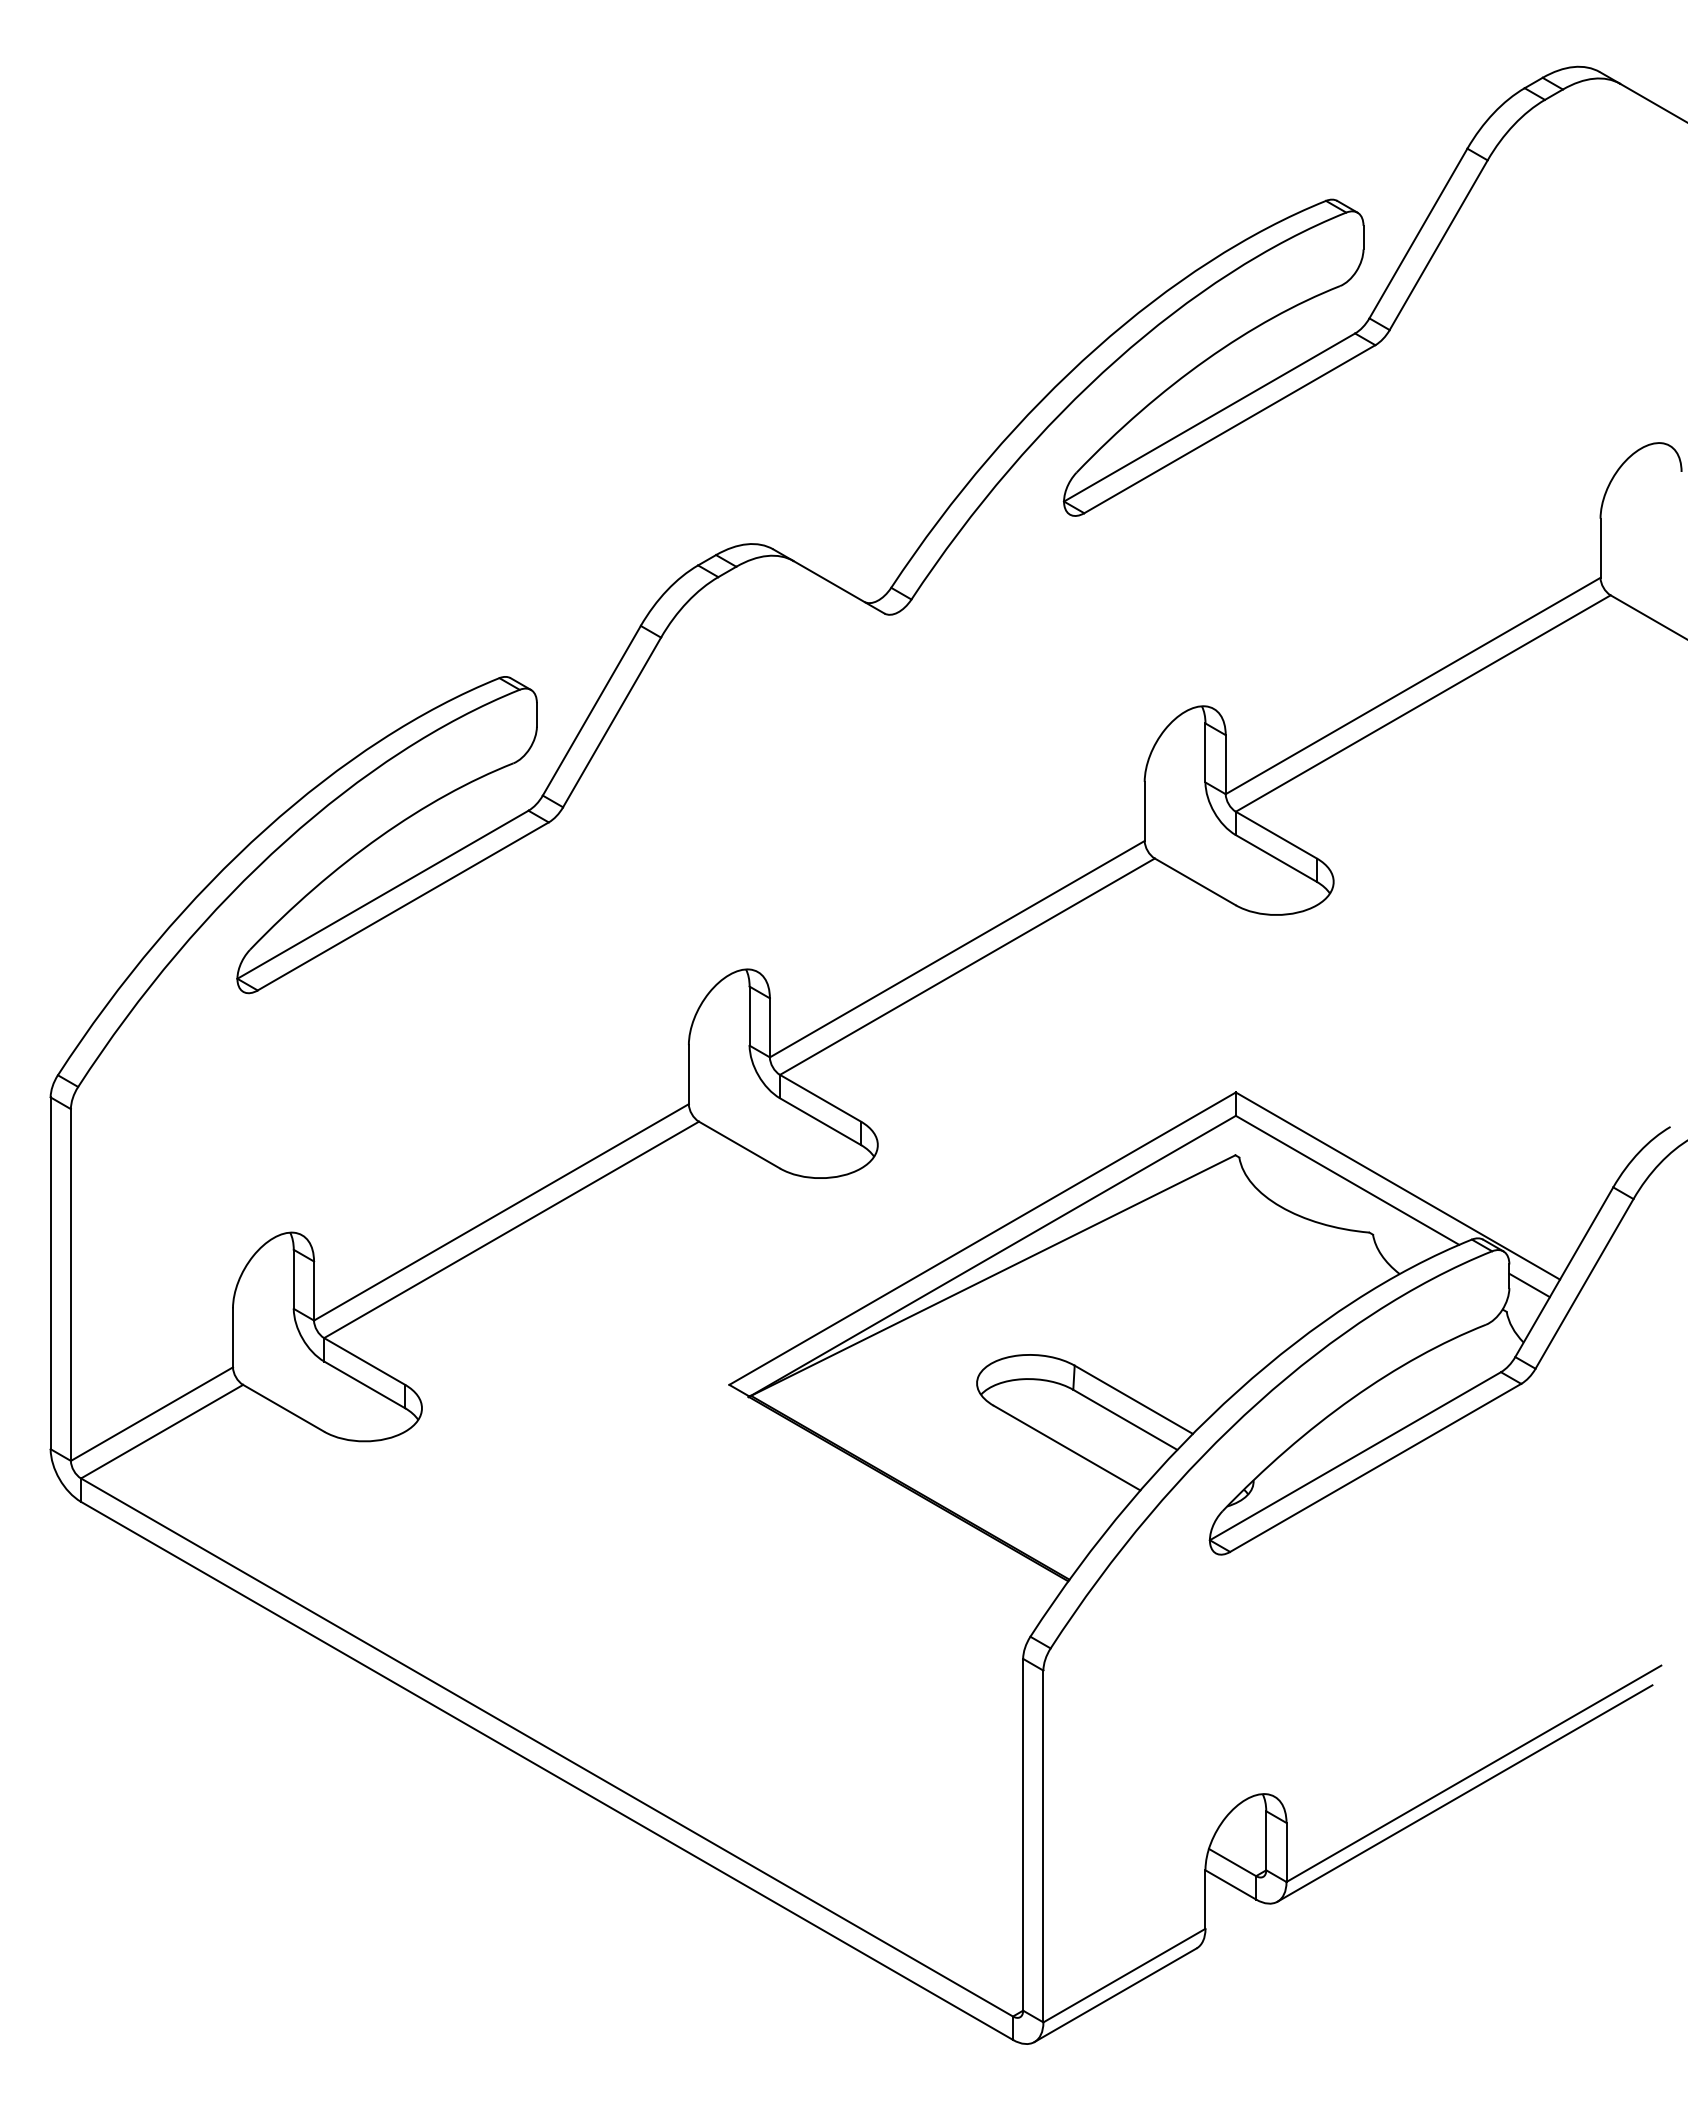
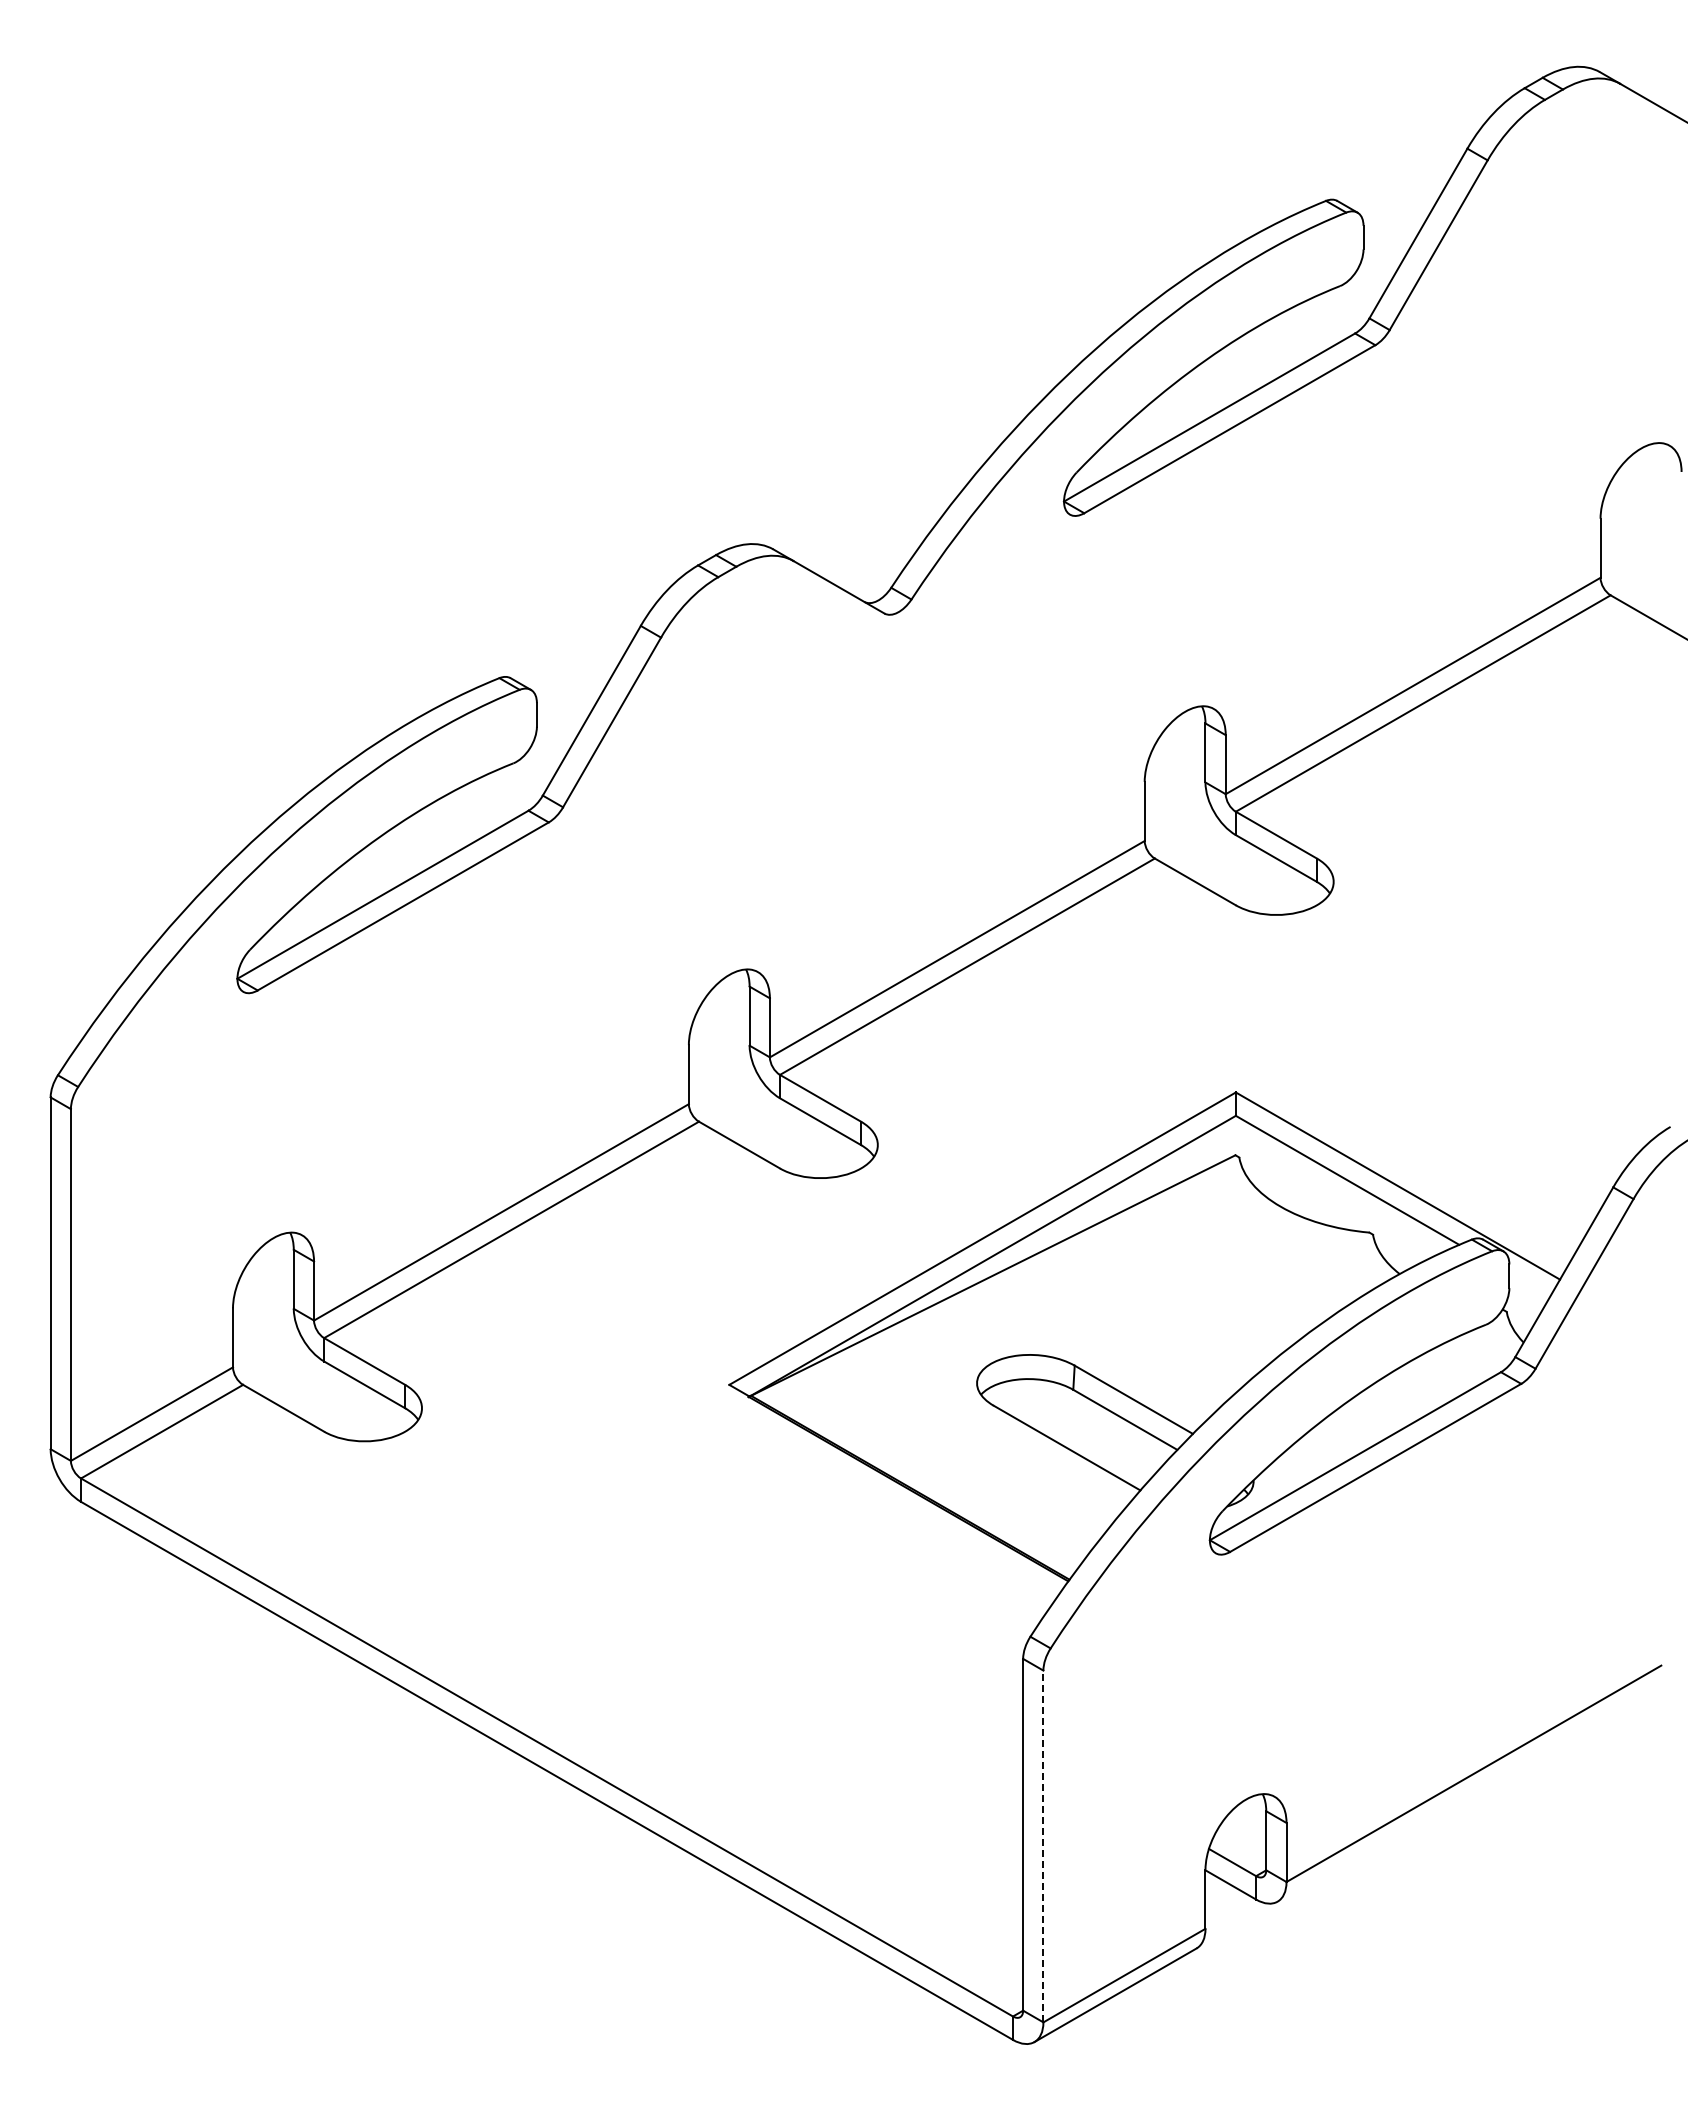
line: present -> none (1529, 1285)
line: present -> none (1464, 1793)
line: solid -> dashed (1043, 1846)
